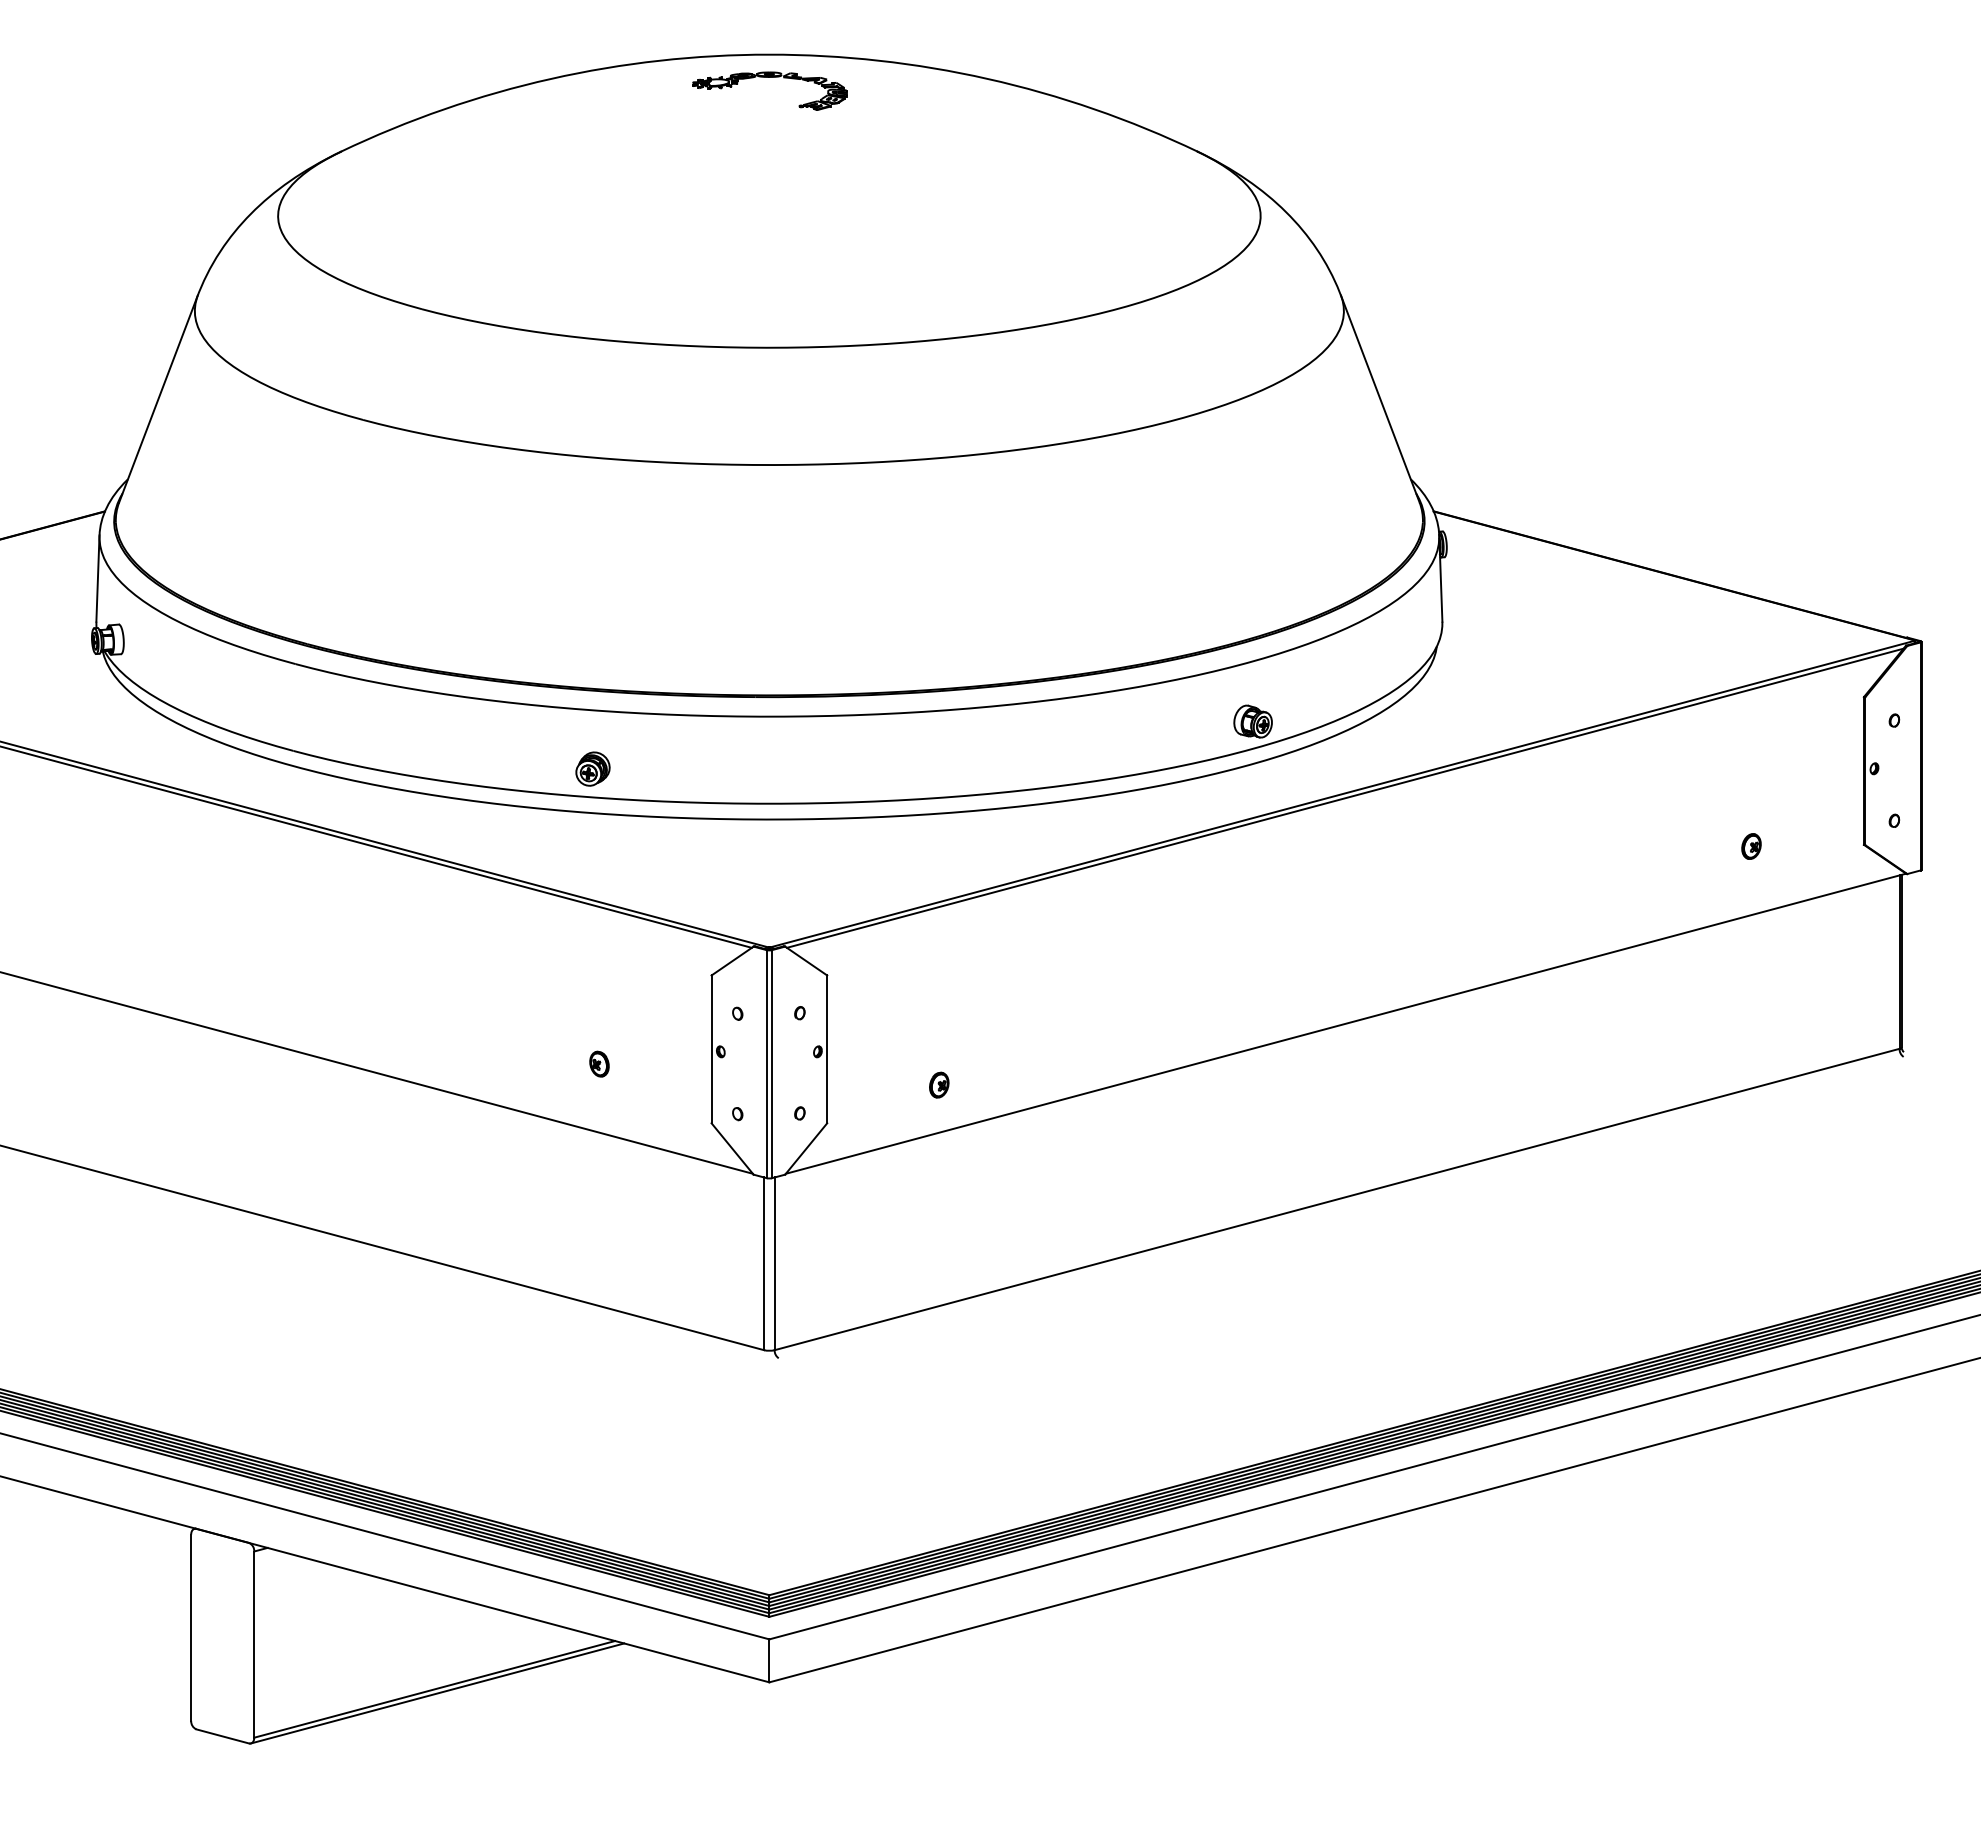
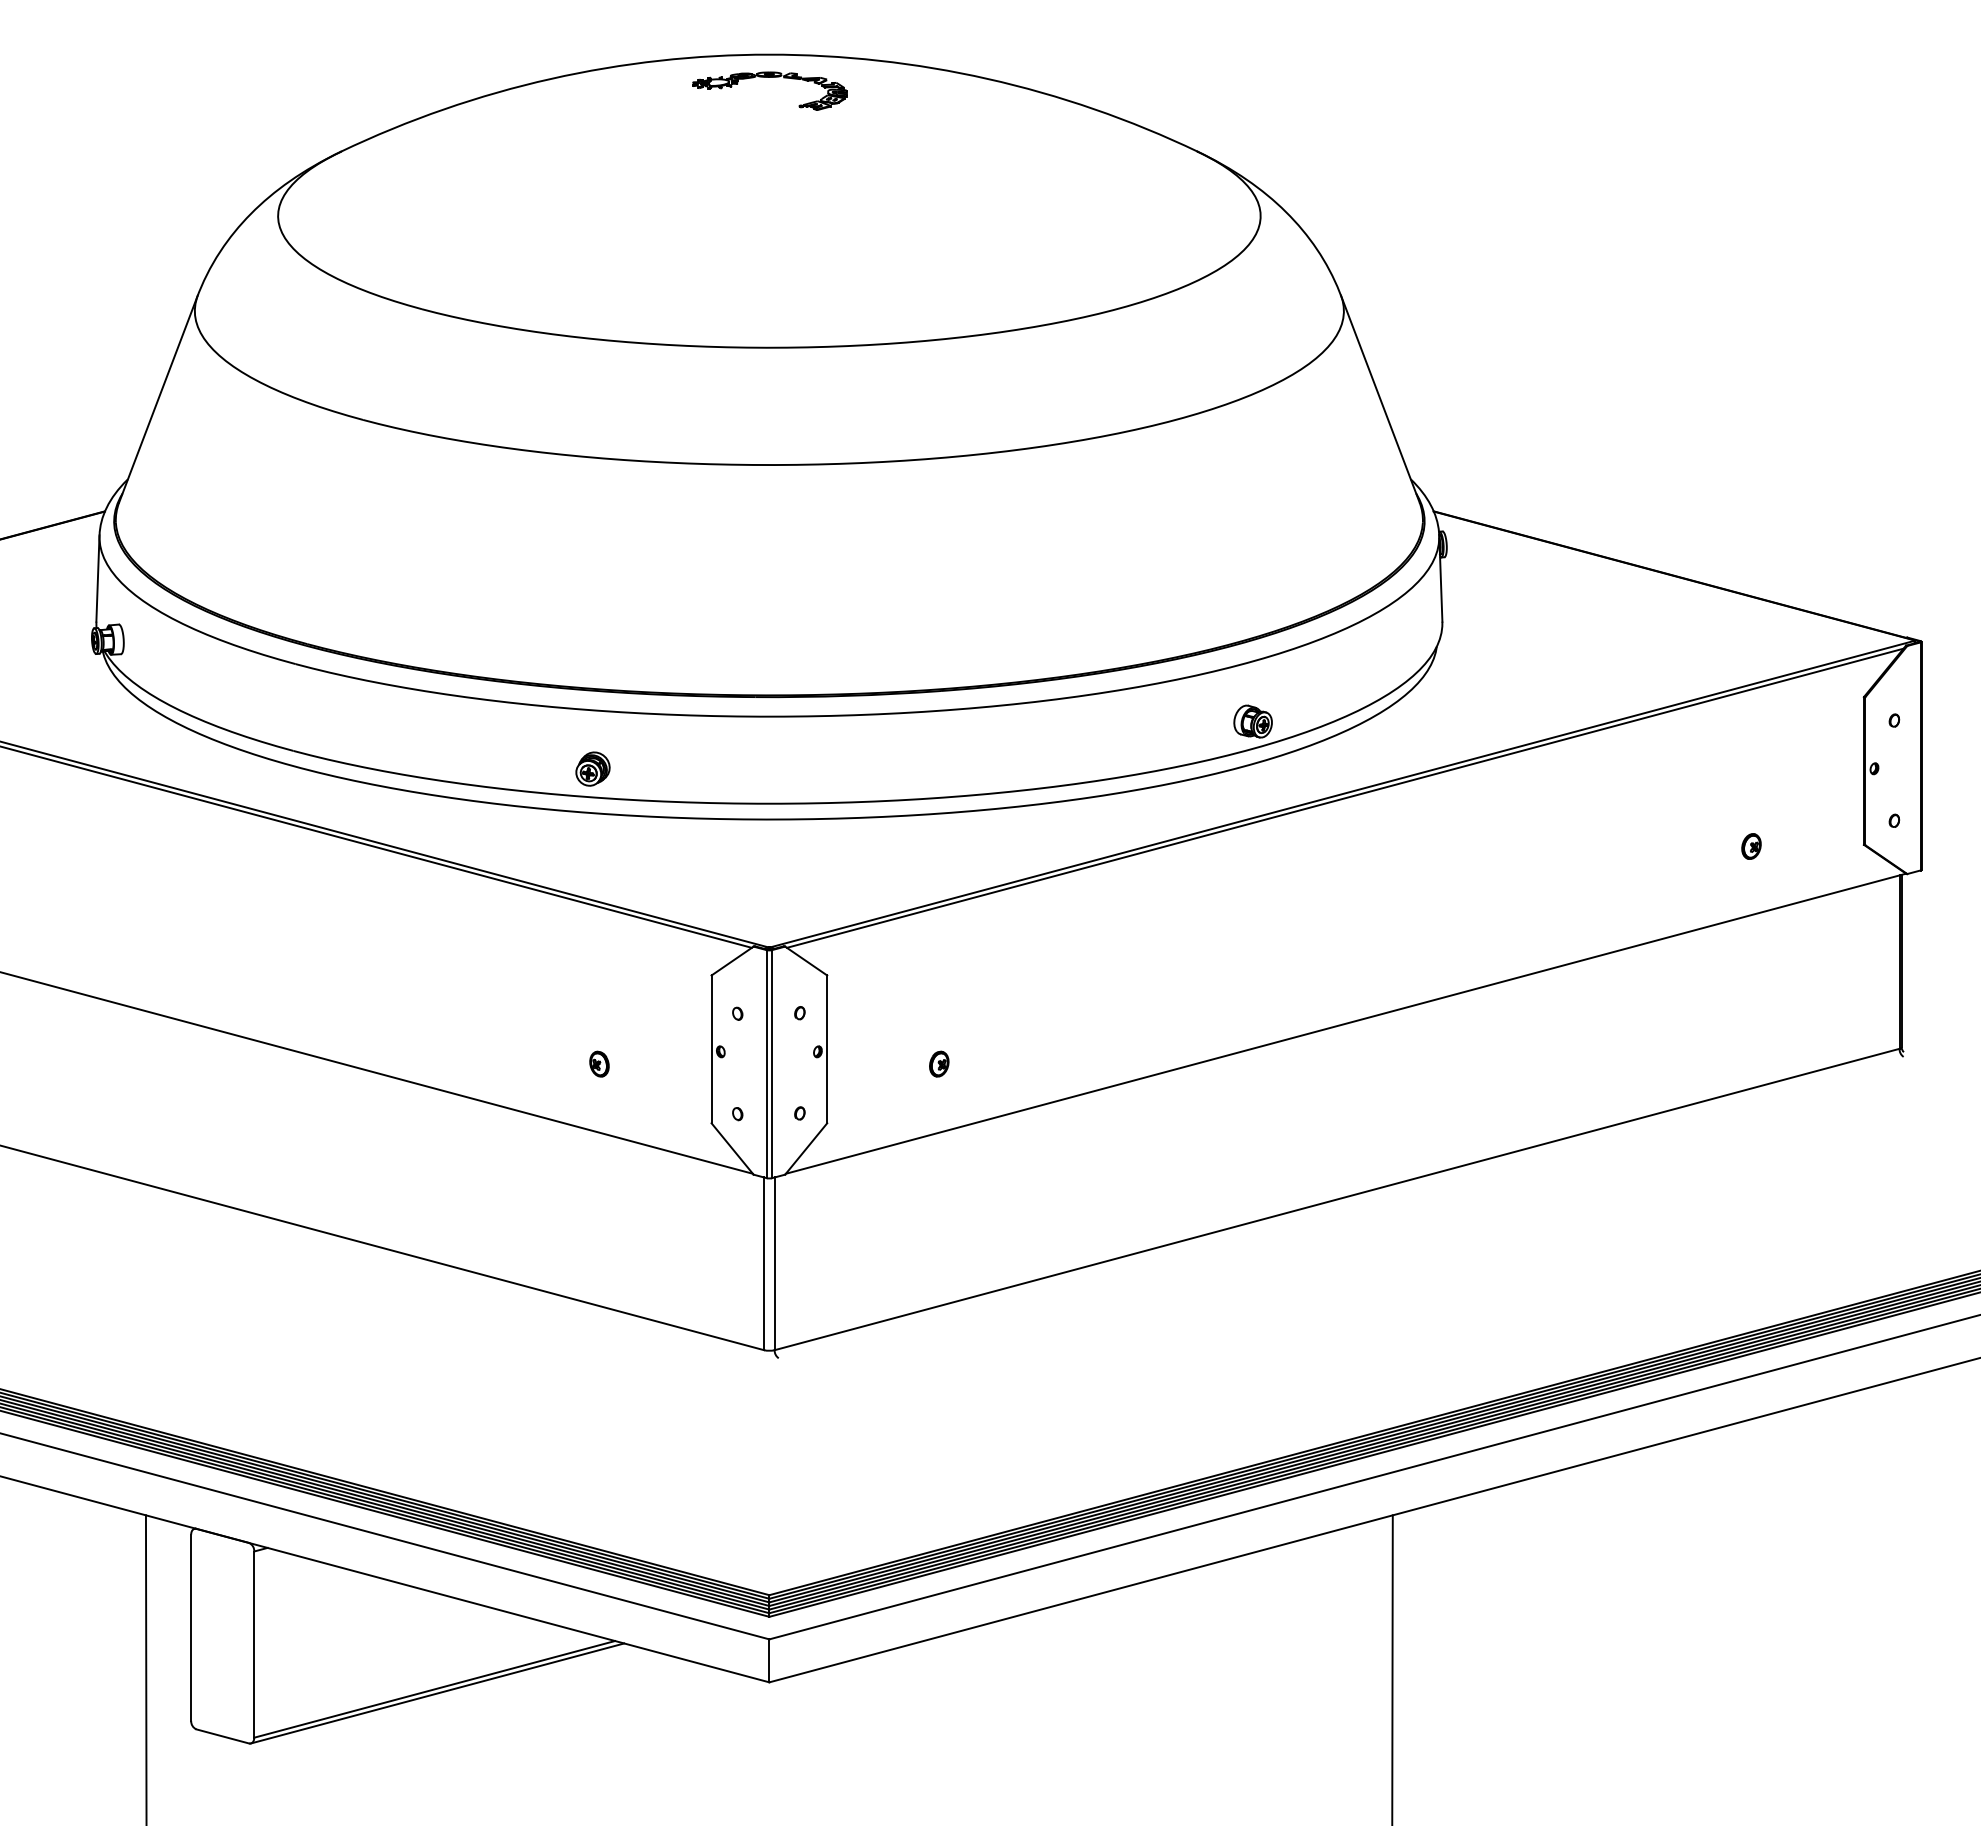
part position: (939, 1084) -> (939, 1063) (939, 1063)
line: none -> present (145, 1668)
line: none -> present (1392, 1668)
